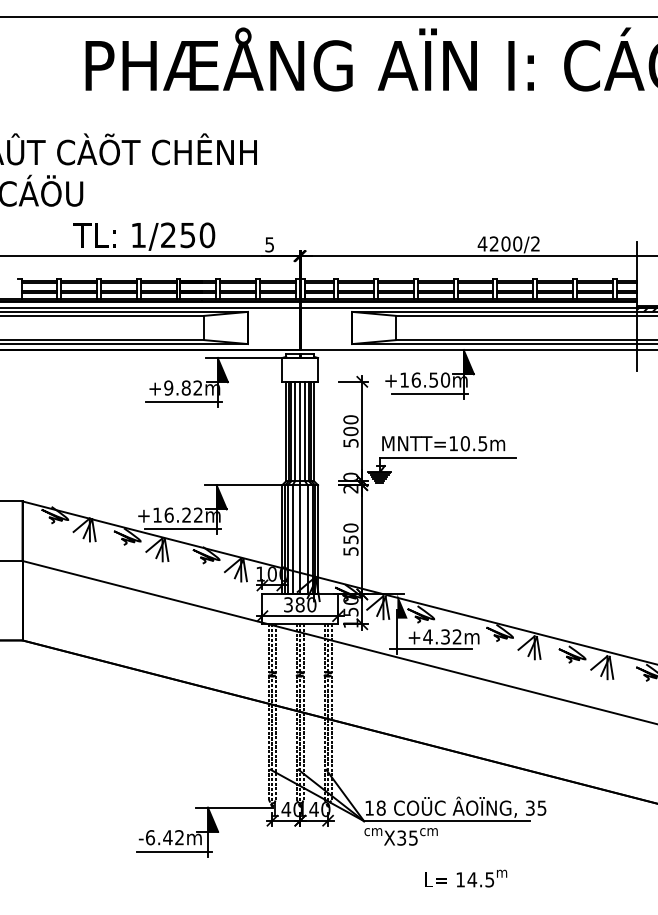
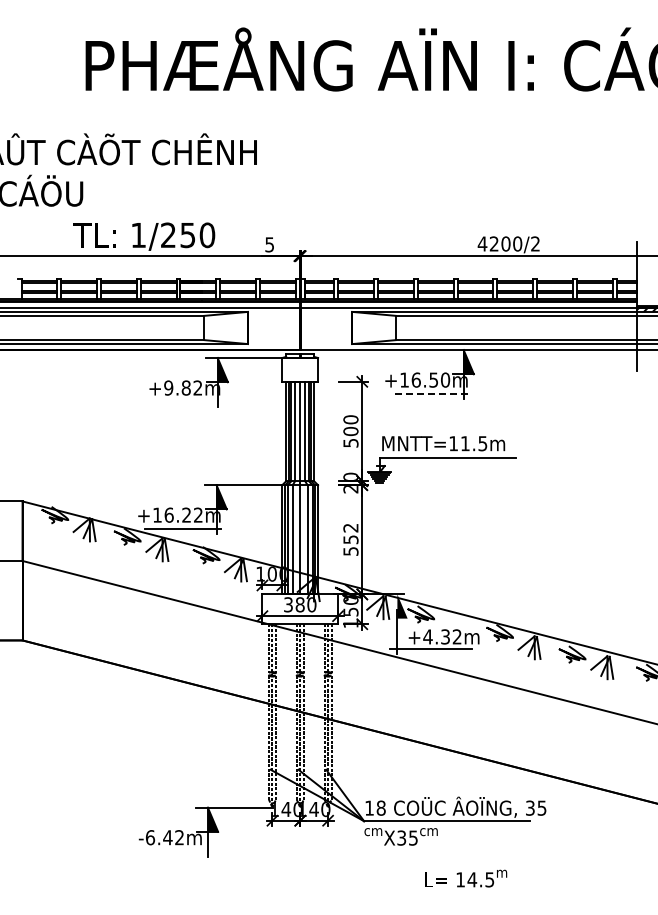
line: present -> none (328, 17)
line: solid -> dashed (430, 394)
line: present -> none (184, 402)
text: MNTT=10.5m -> MNTT=11.5m (464, 443)
text: 550 -> 552 (350, 527)
line: present -> none (174, 851)
